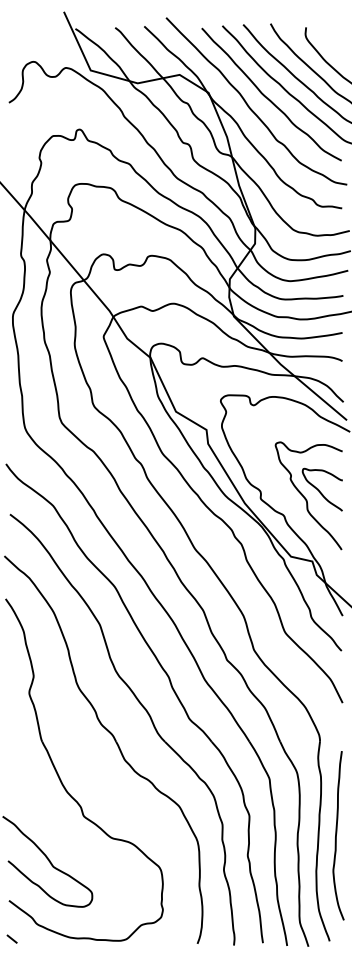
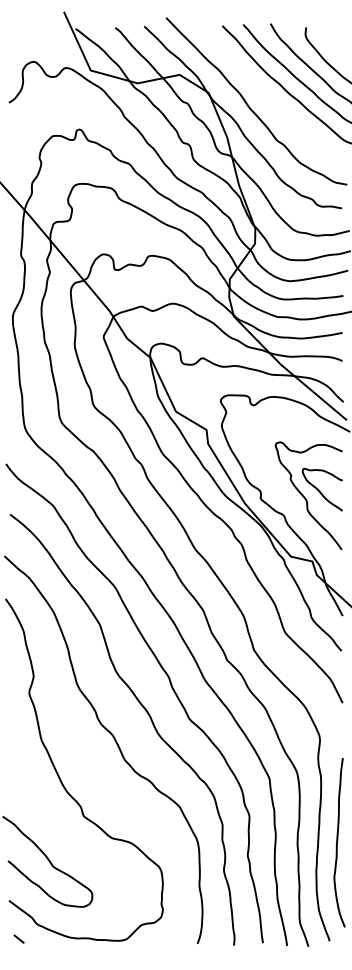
curve: present -> none (269, 98)
curve position: (336, 835) -> (337, 842) (337, 842)
line position: (11, 938) -> (18, 938) (18, 938)
